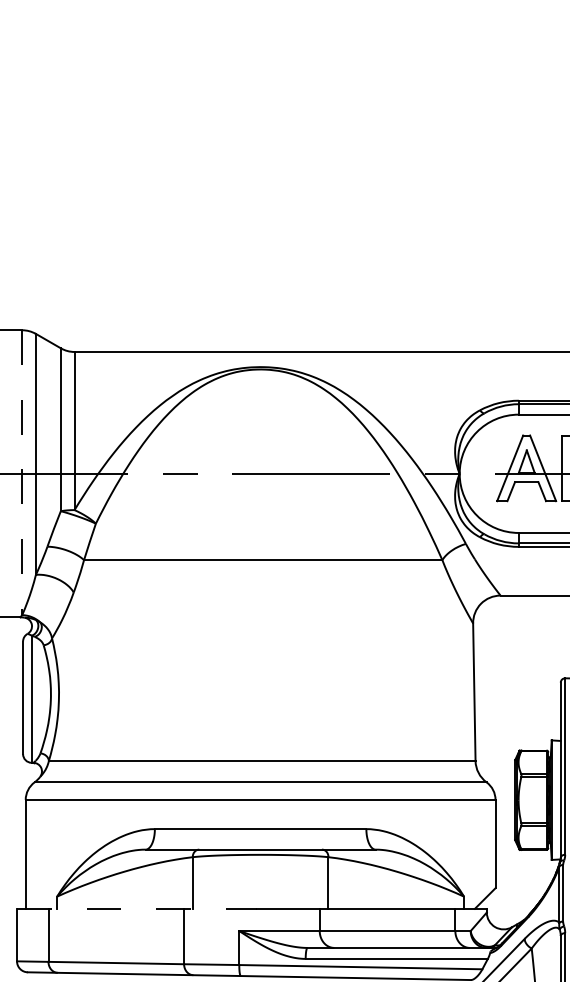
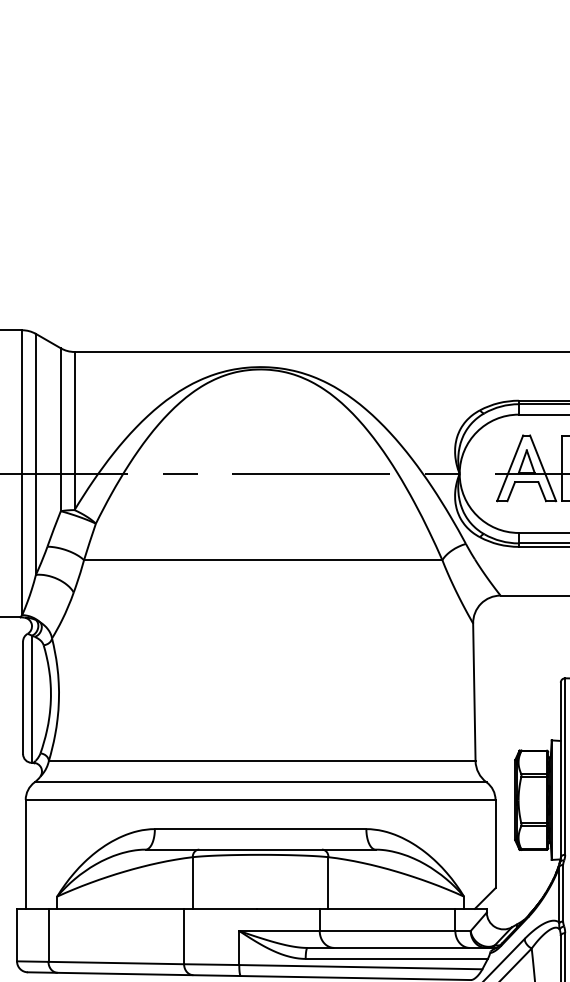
line: dashed -> solid (22, 473)
line: dashed -> solid (137, 908)
